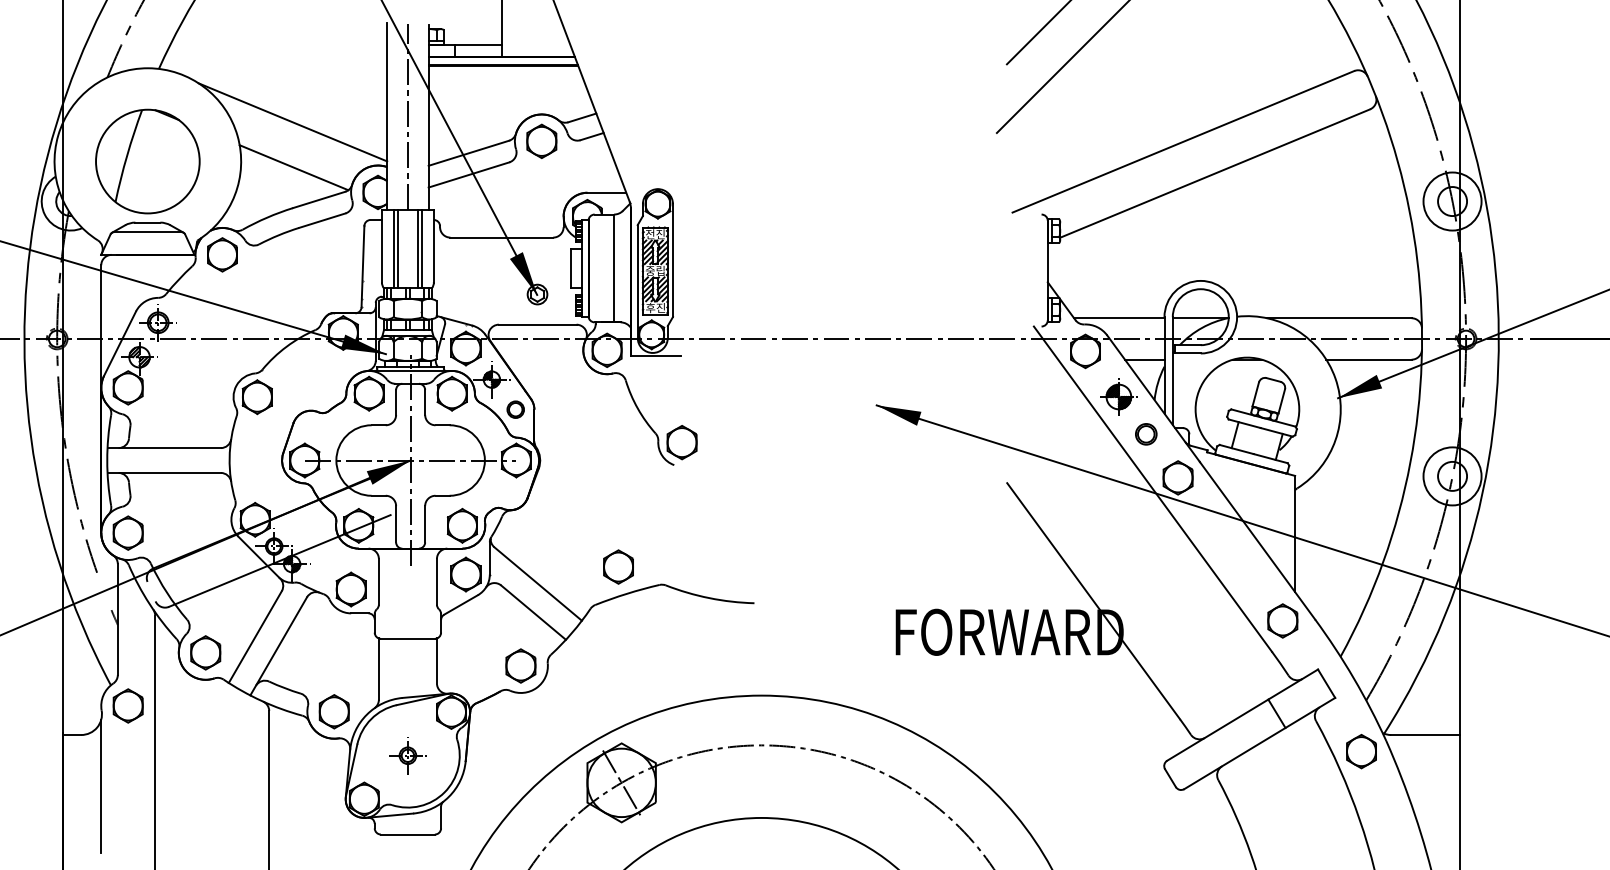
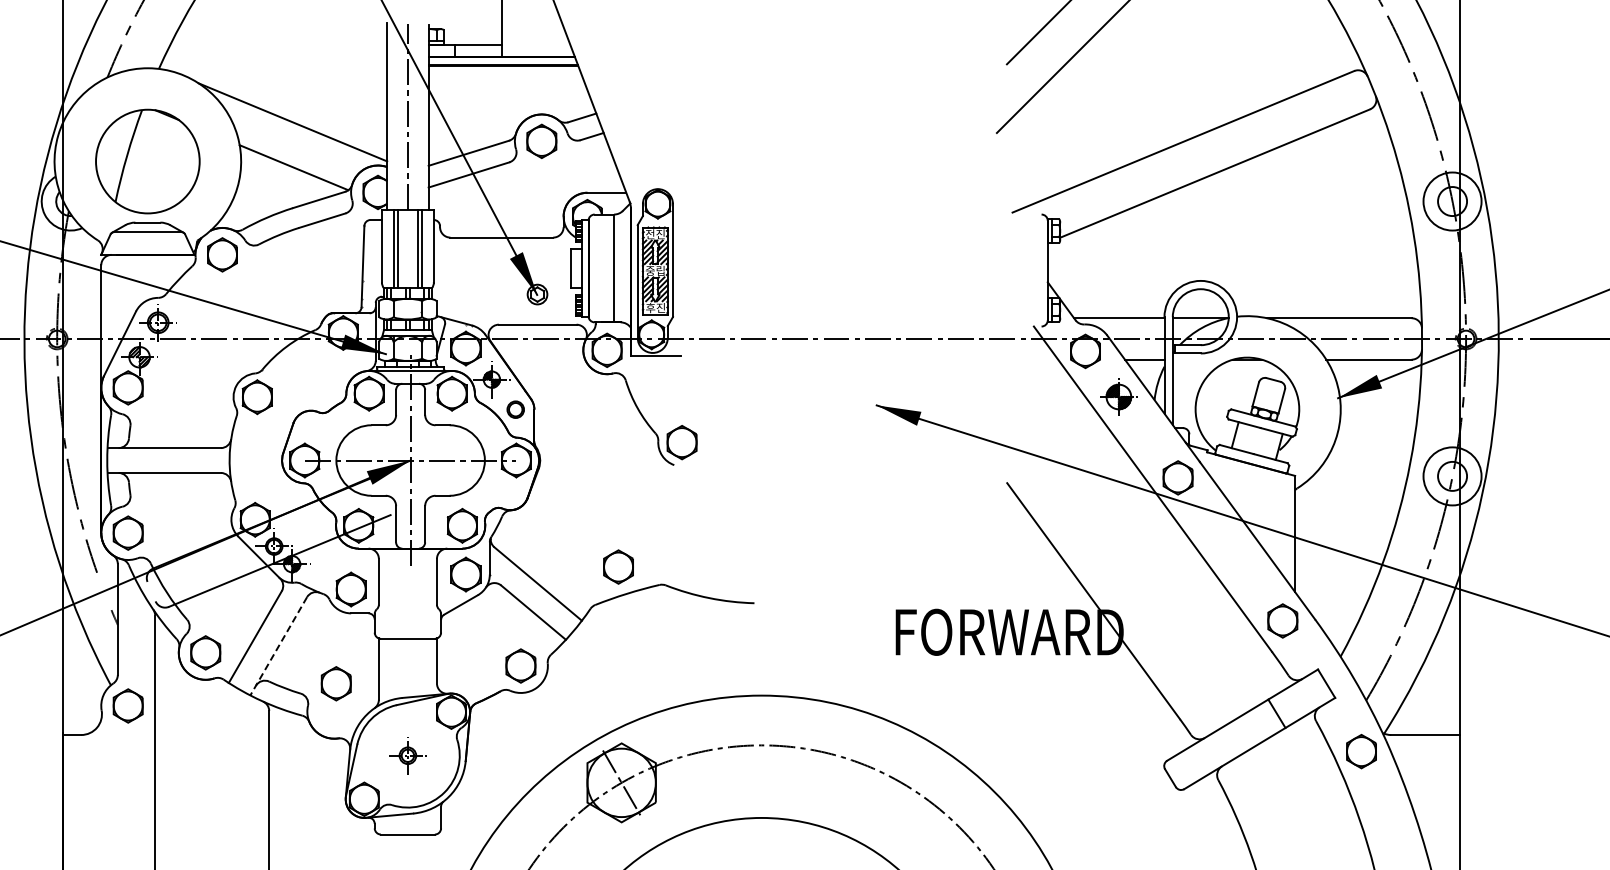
part: present -> none (1146, 434)
line: solid -> dashed (278, 646)
part position: (333, 711) -> (335, 683) (335, 683)
line: present -> none (101, 785)
